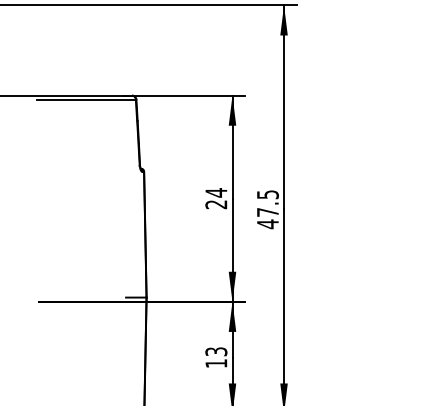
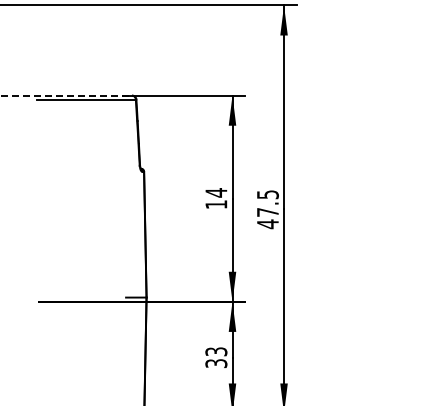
line: solid -> dashed (66, 95)
text: 24 -> 14 (216, 204)
text: 13 -> 33 (216, 363)
